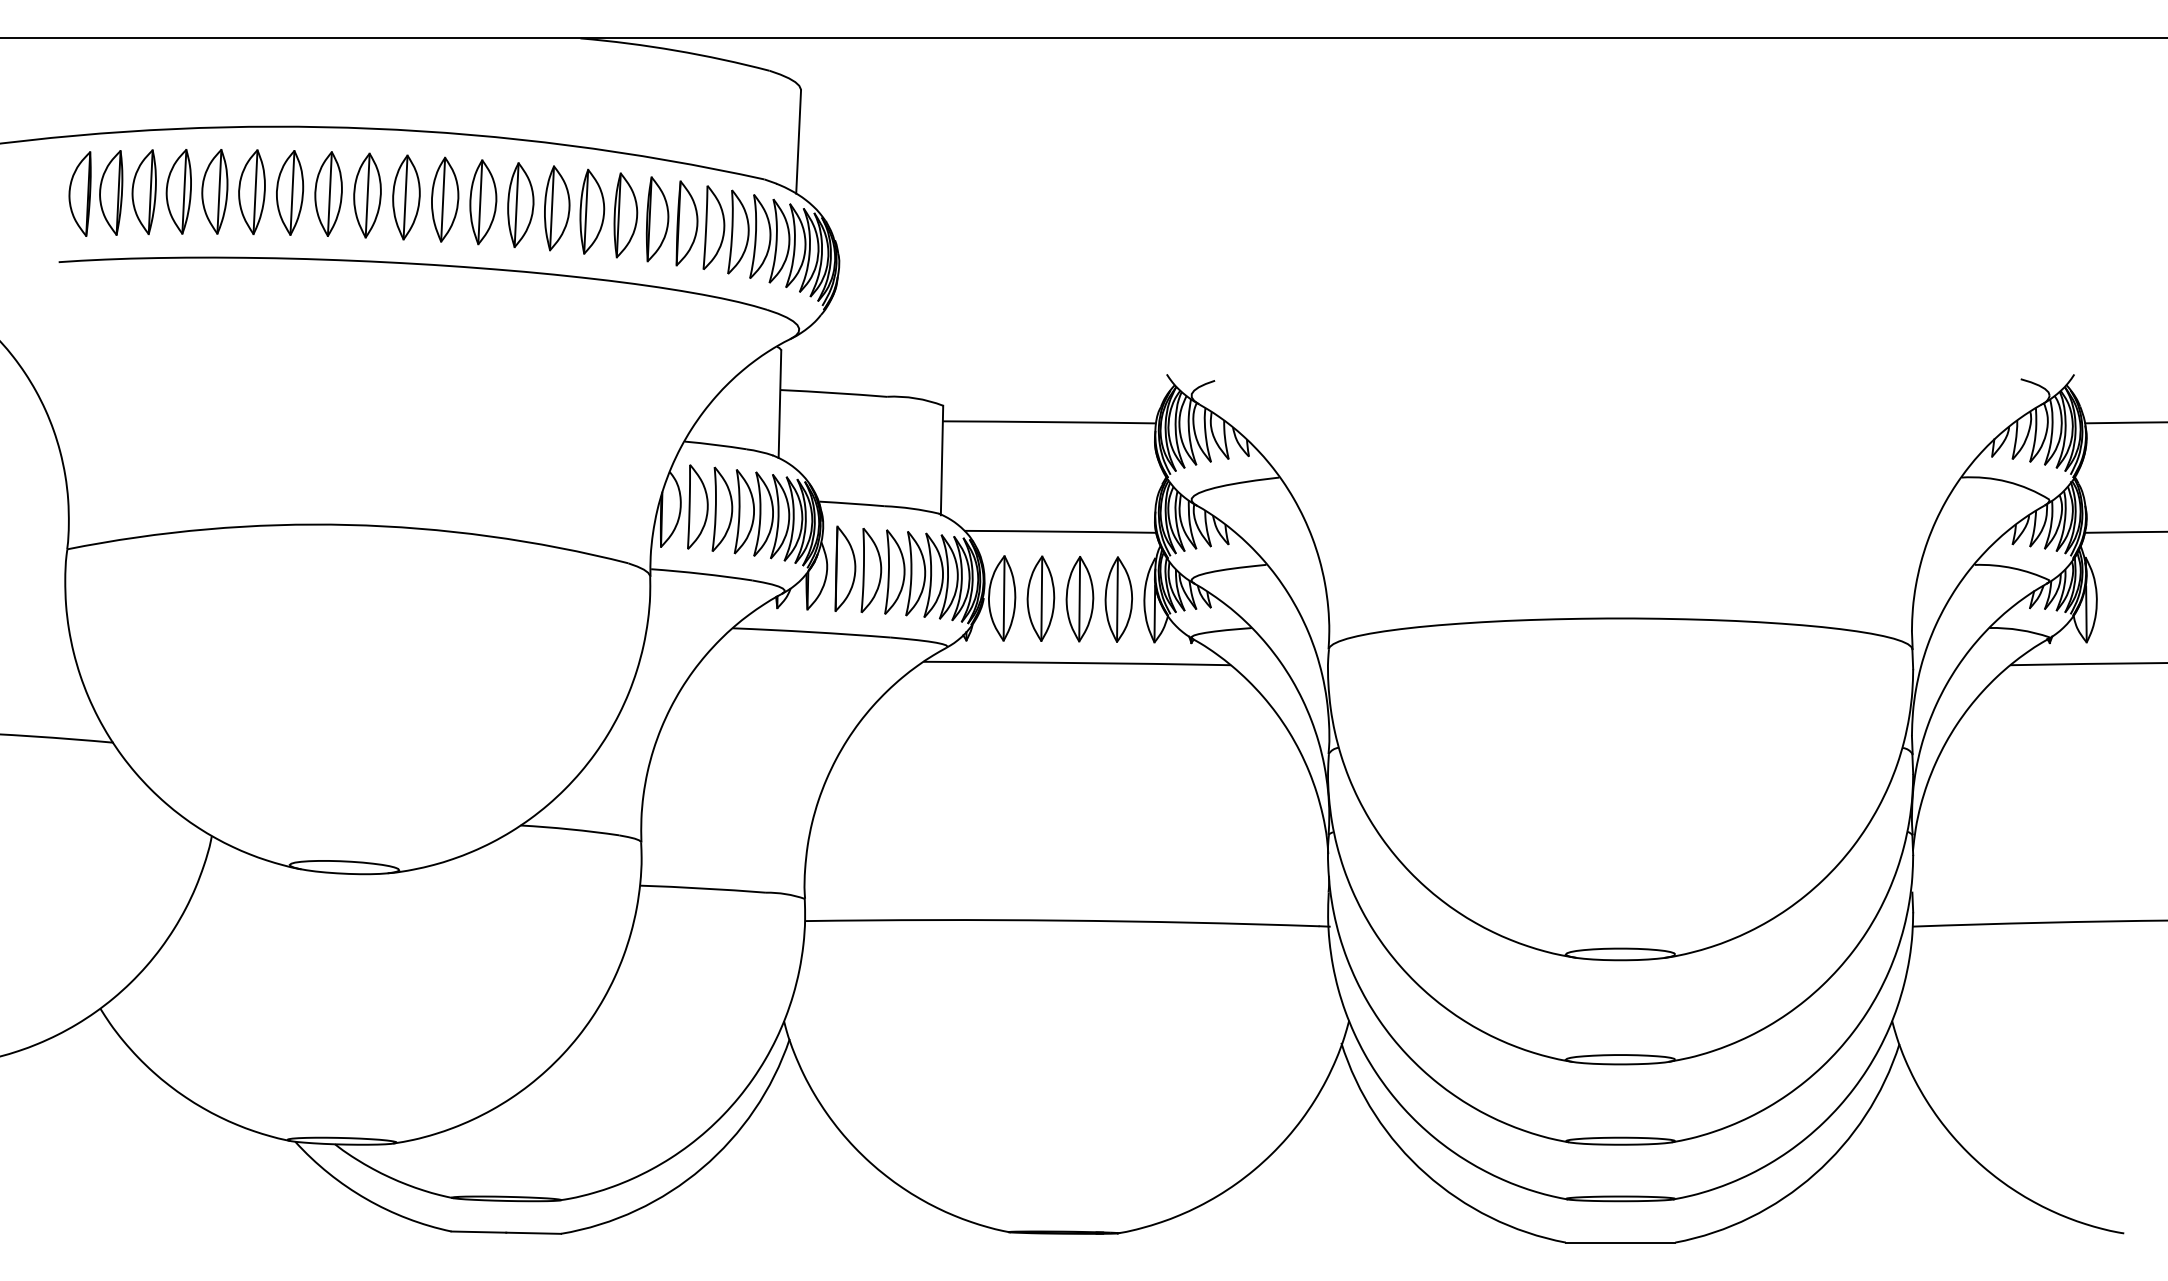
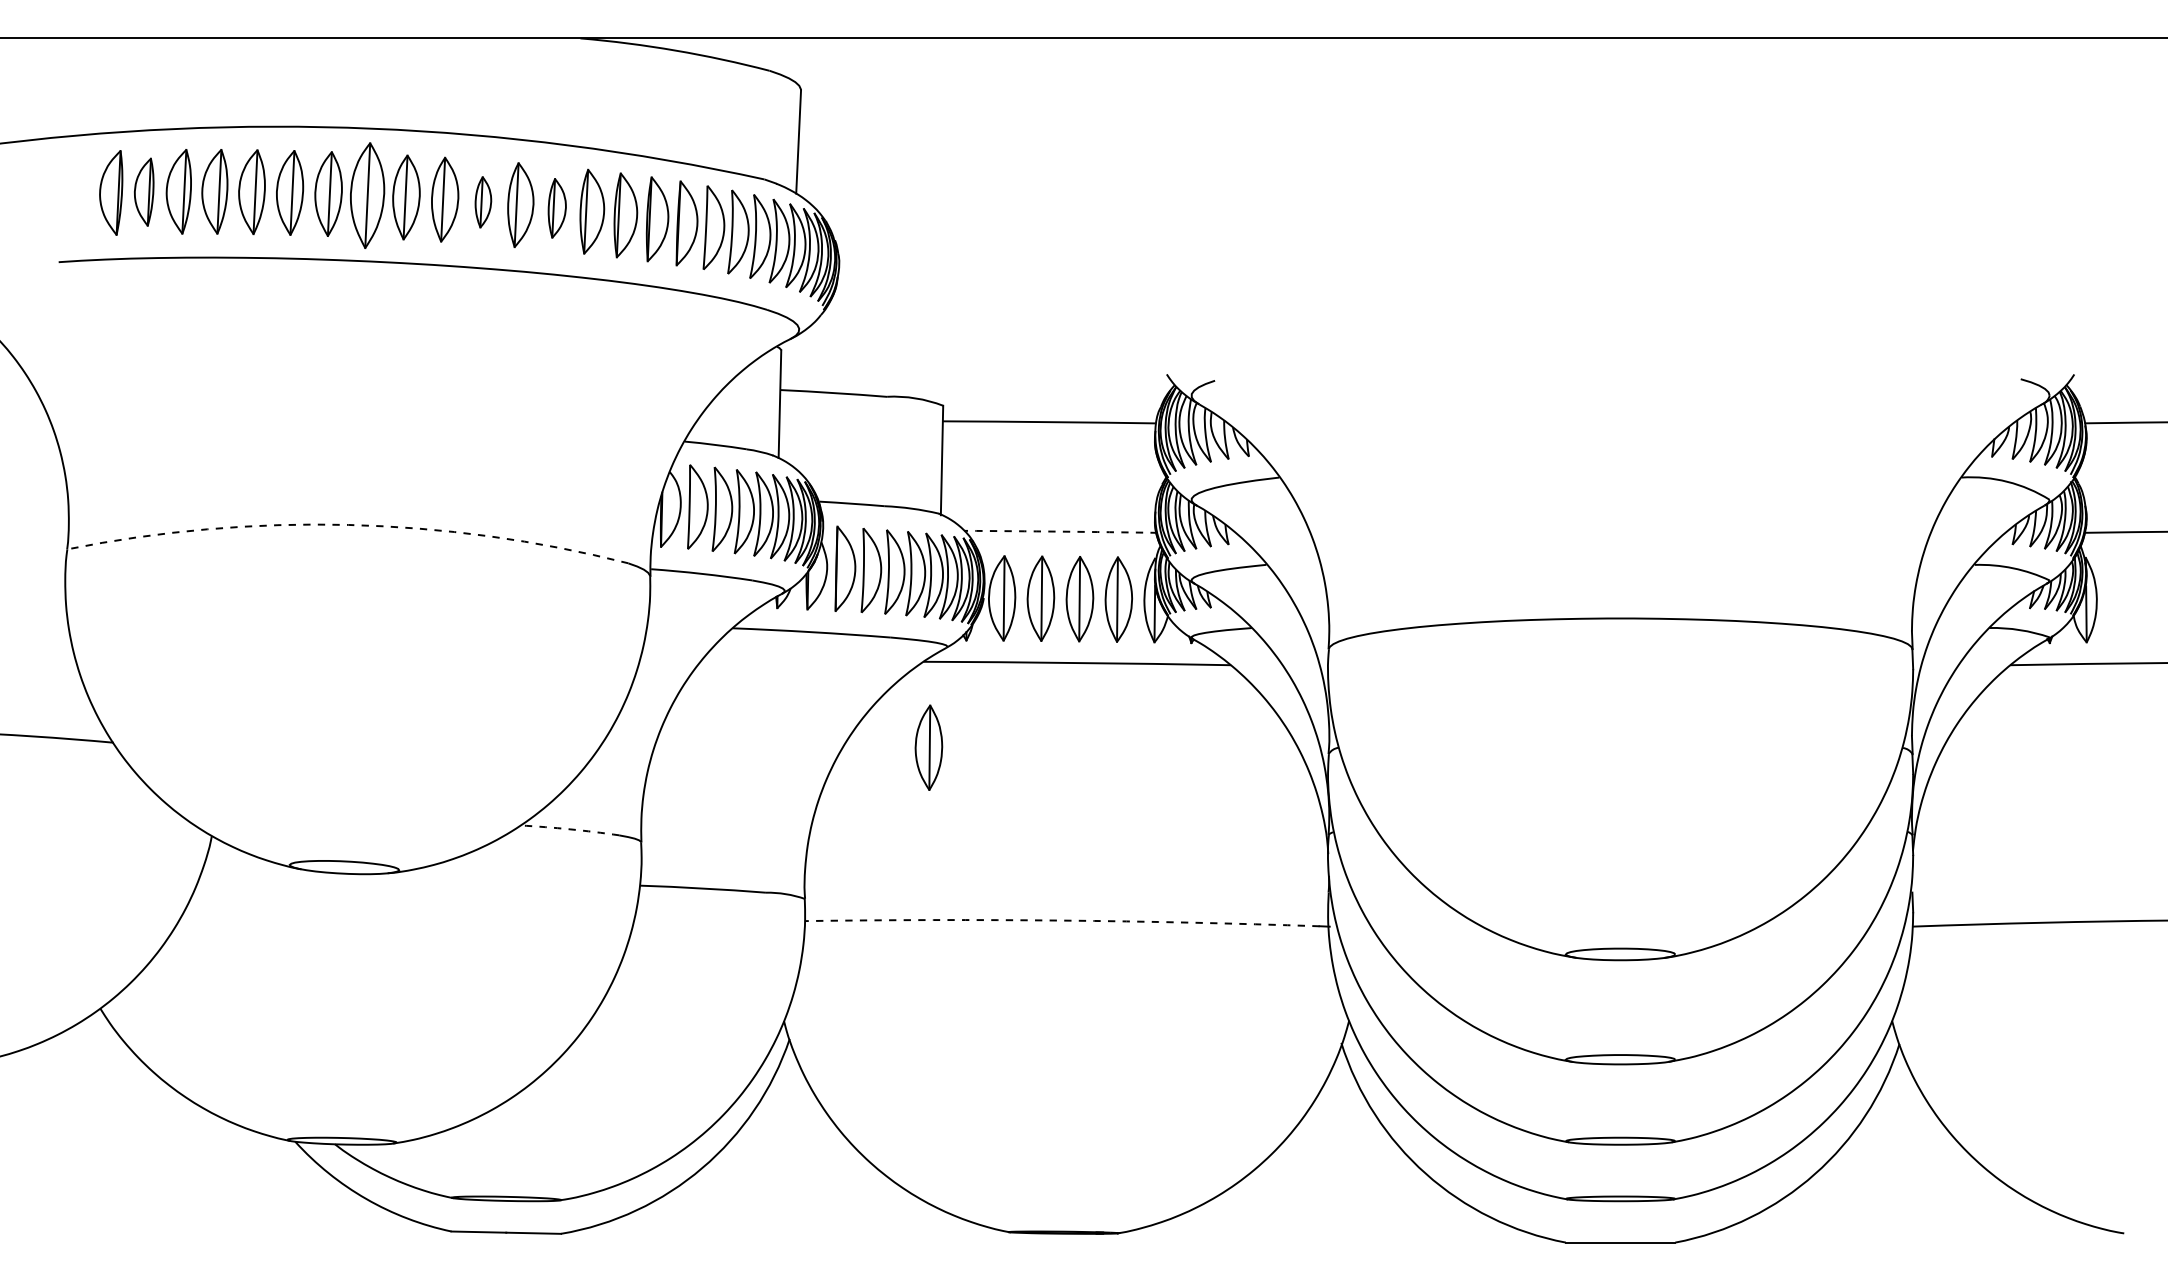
part size: 26x87 px -> 21x70 px (144, 191)
part: present -> none (79, 193)
part size: 29x87 px -> 36x107 px (367, 195)
part size: 29x87 px -> 19x53 px (483, 202)
part size: 27x87 px -> 20x61 px (556, 208)
arc: solid -> dashed (348, 524)
arc: solid -> dashed (1061, 531)
part: none -> present (928, 747)
arc: solid -> dashed (570, 829)
arc: solid -> dashed (1062, 920)
